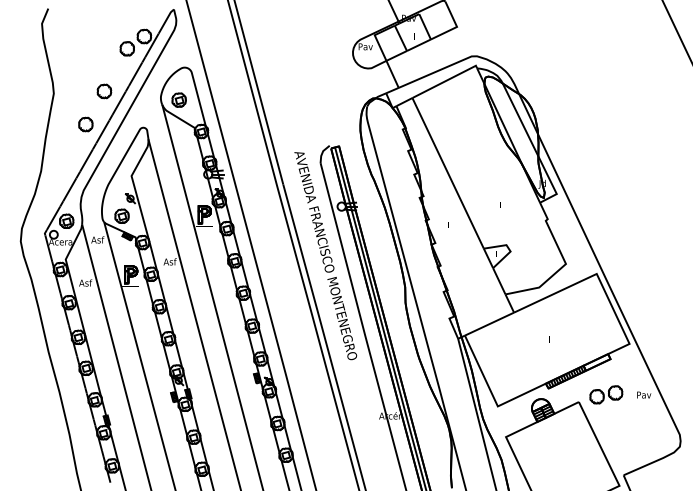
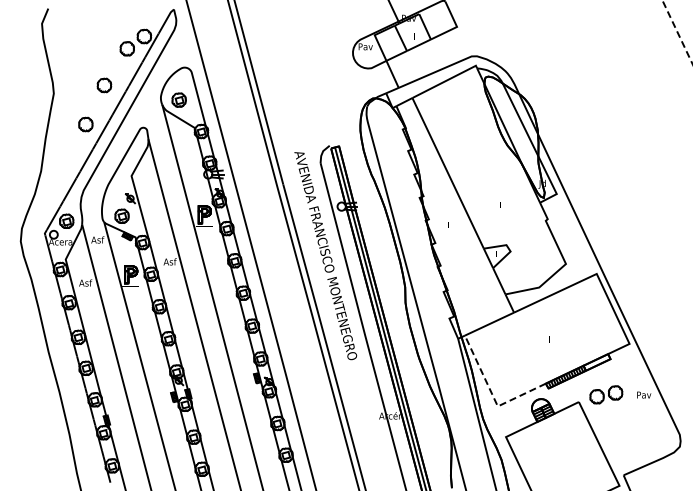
line: solid -> dashed (677, 32)
part position: (104, 91) -> (104, 85) (104, 85)
line: solid -> dashed (492, 395)
